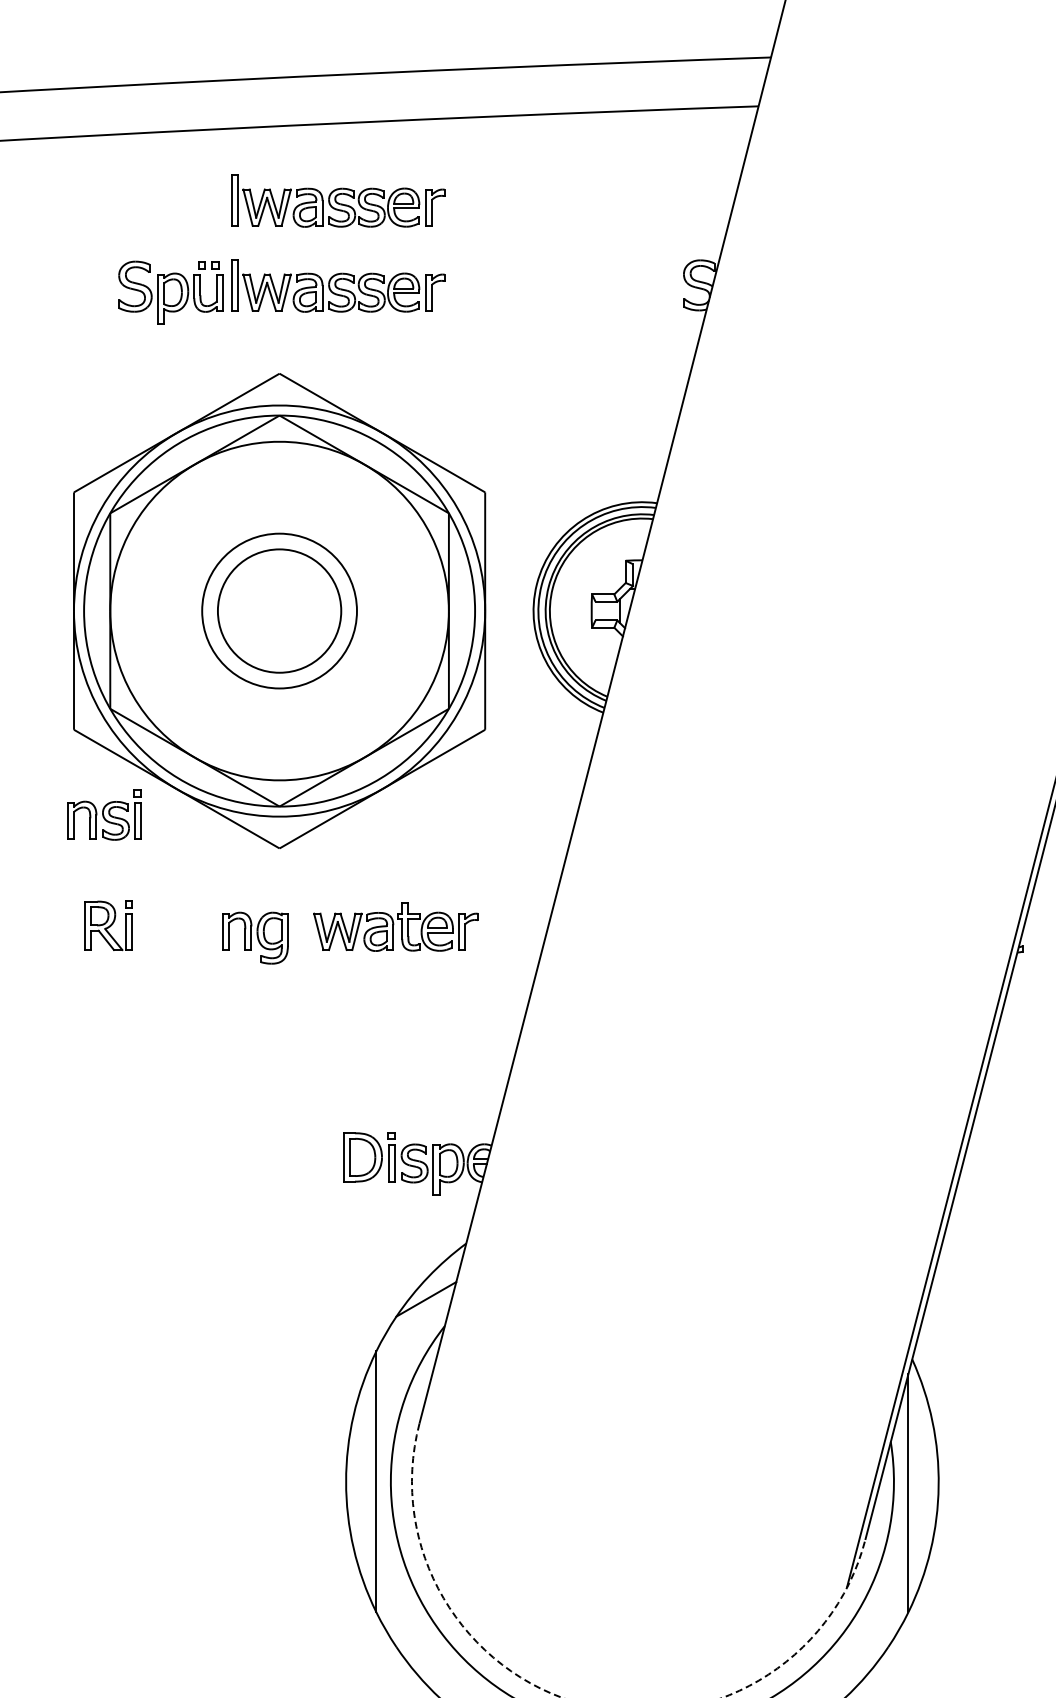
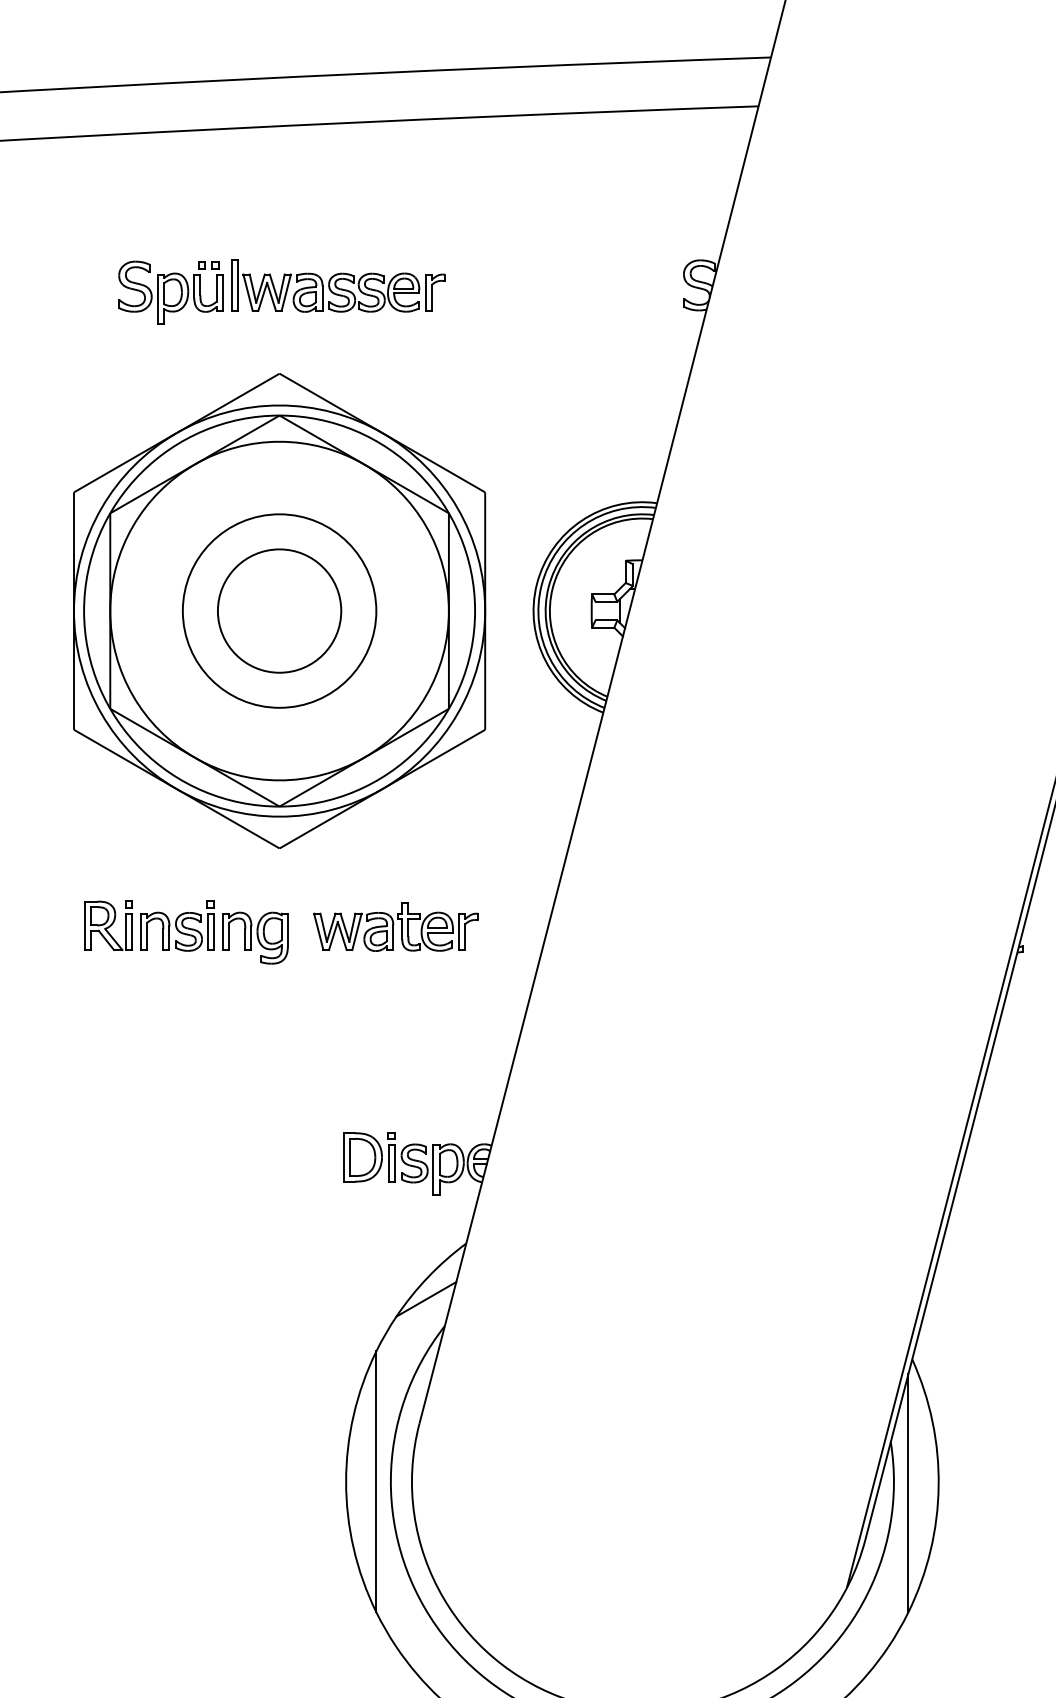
part: present -> none (338, 200)
circle diameter: 155 px -> 193 px (279, 610)
part position: (104, 814) -> (177, 925) (177, 925)
arc: dashed -> solid (511, 1671)
